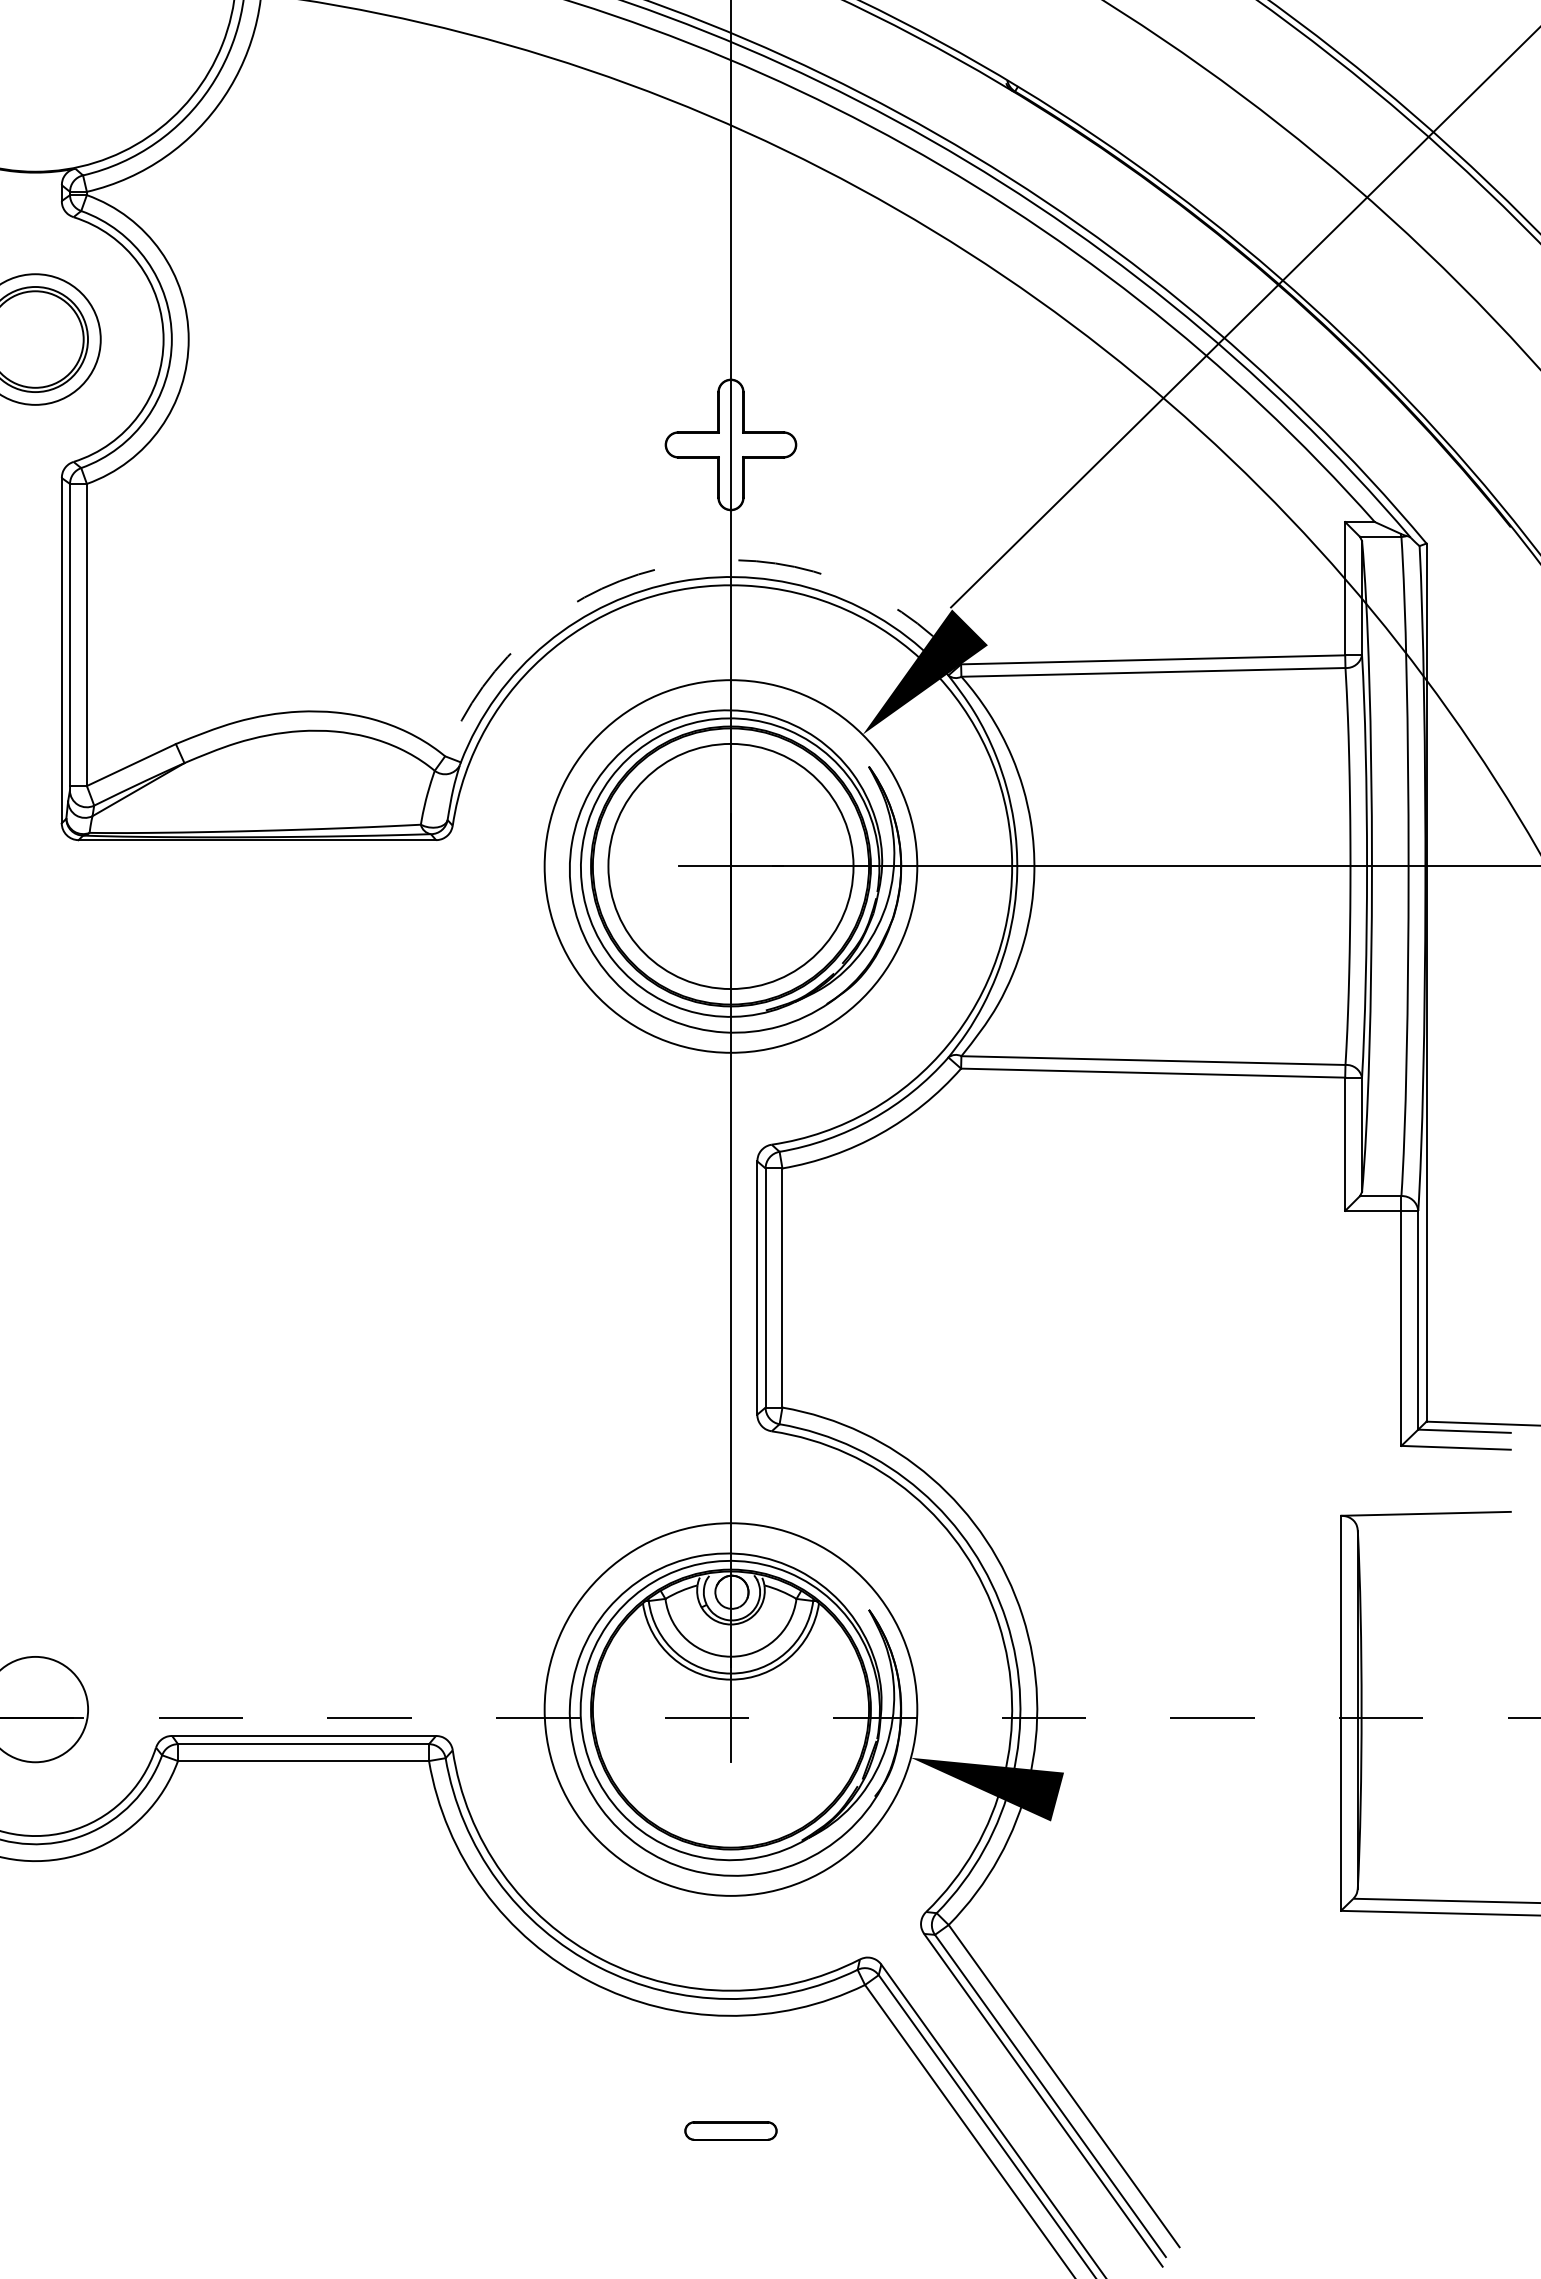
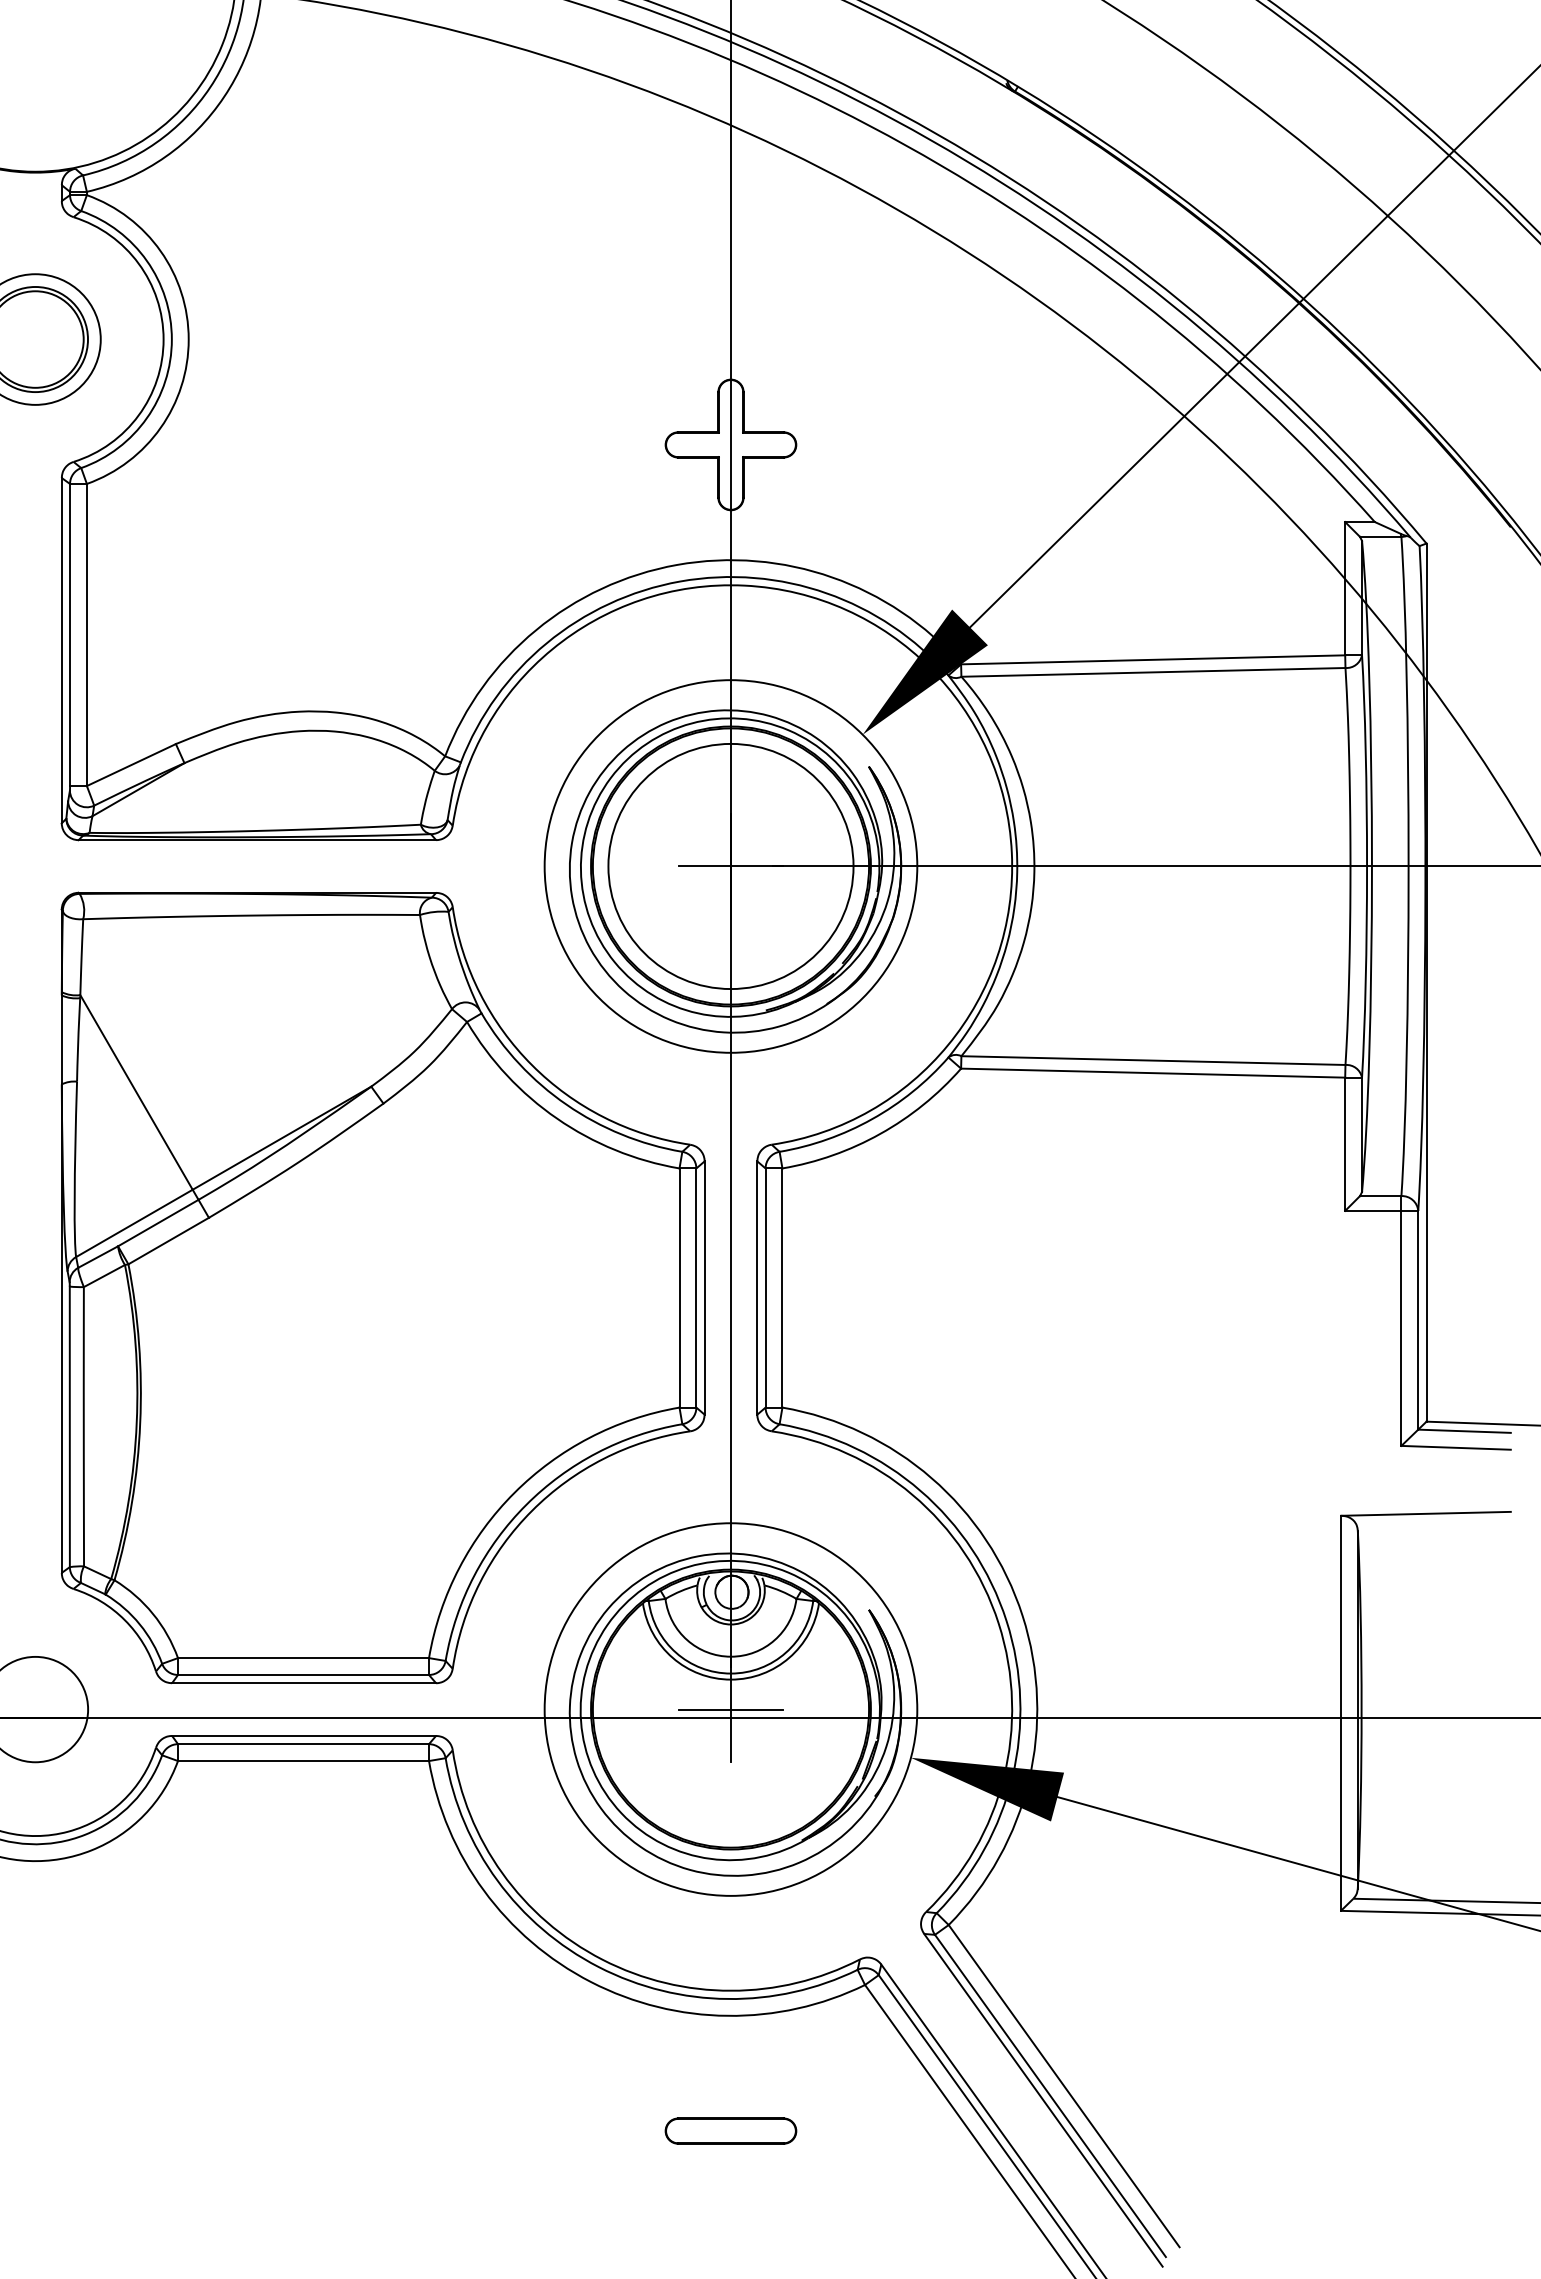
line position: (1244, 318) -> (1253, 347) (1253, 347)
arc: dashed -> solid (677, 564)
part: none -> present (382, 1287)
line: none -> present (730, 1709)
line: dashed -> solid (770, 1717)
line: none -> present (1297, 1863)
part size: 94x20 px -> 134x28 px (730, 2130)
